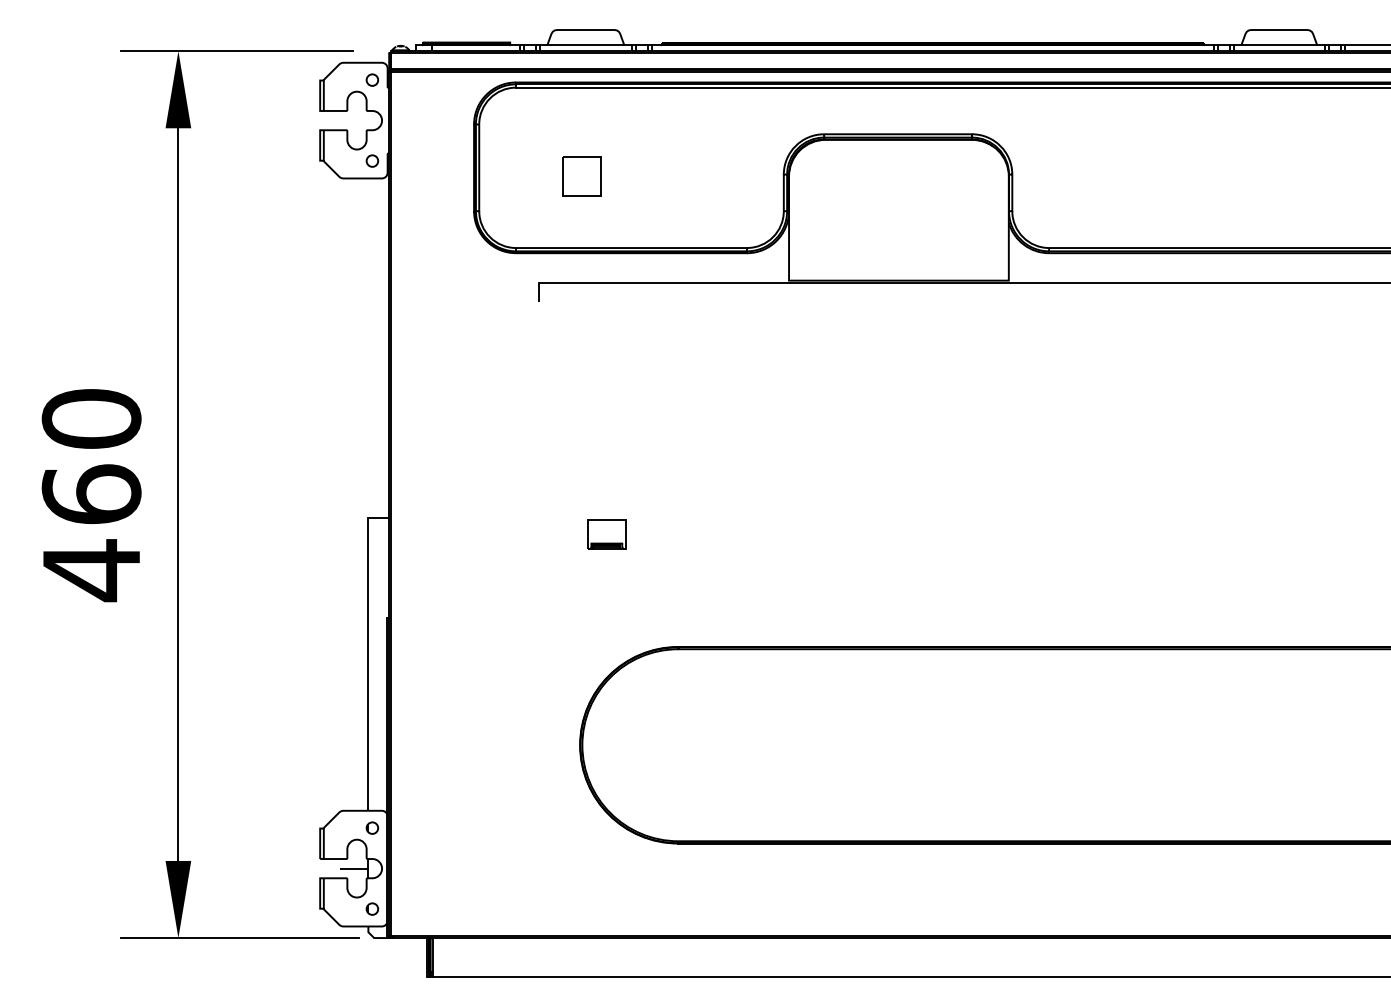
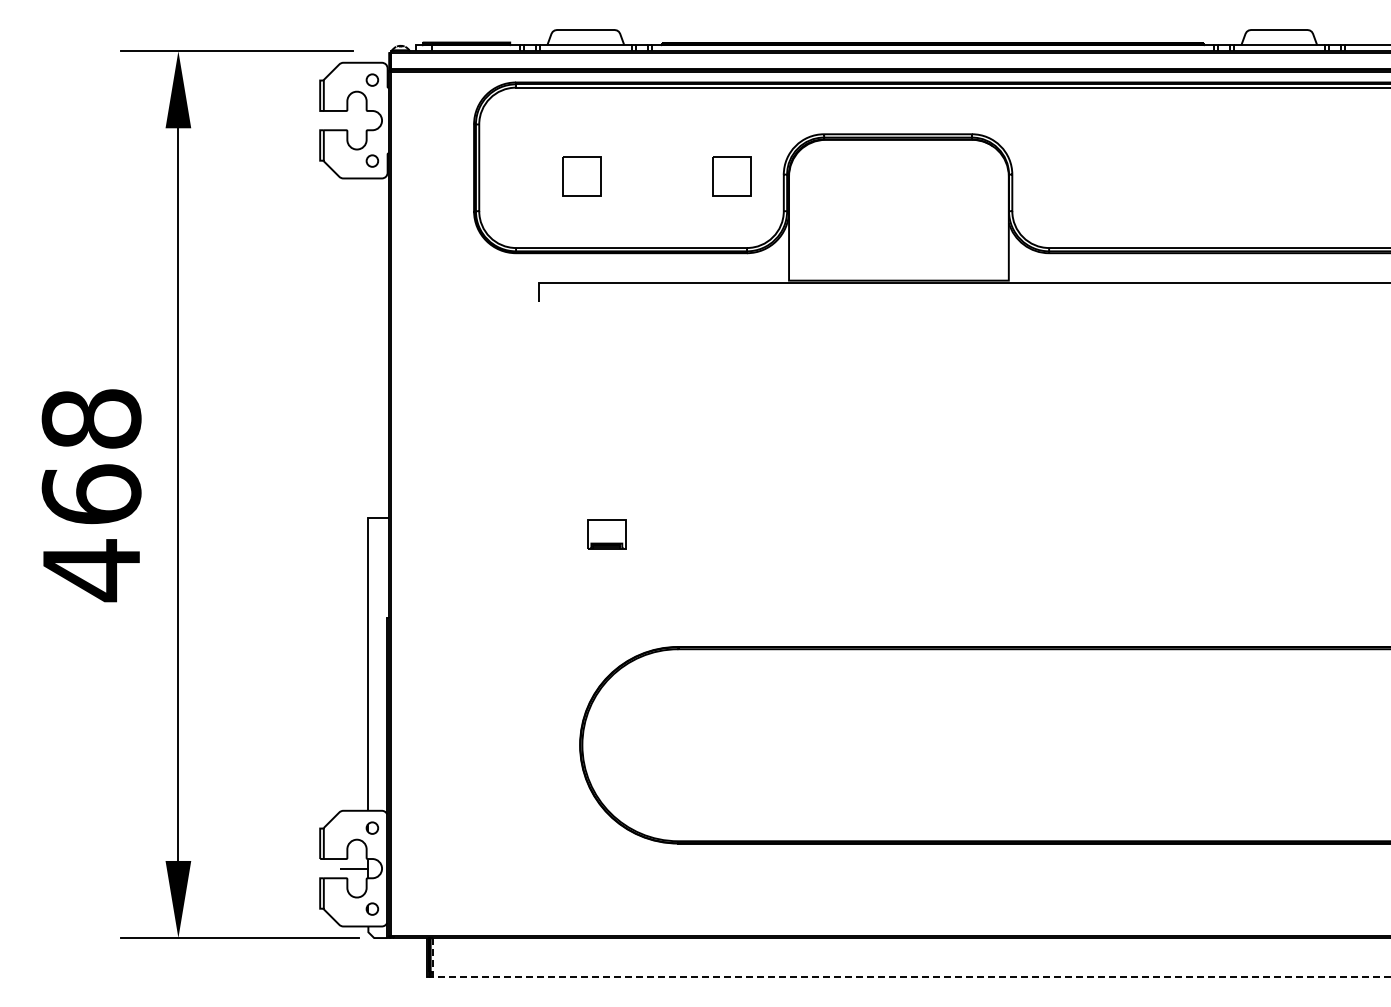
part: none -> present (731, 176)
text: 460 -> 468 (91, 418)
line: solid -> dashed (891, 976)
